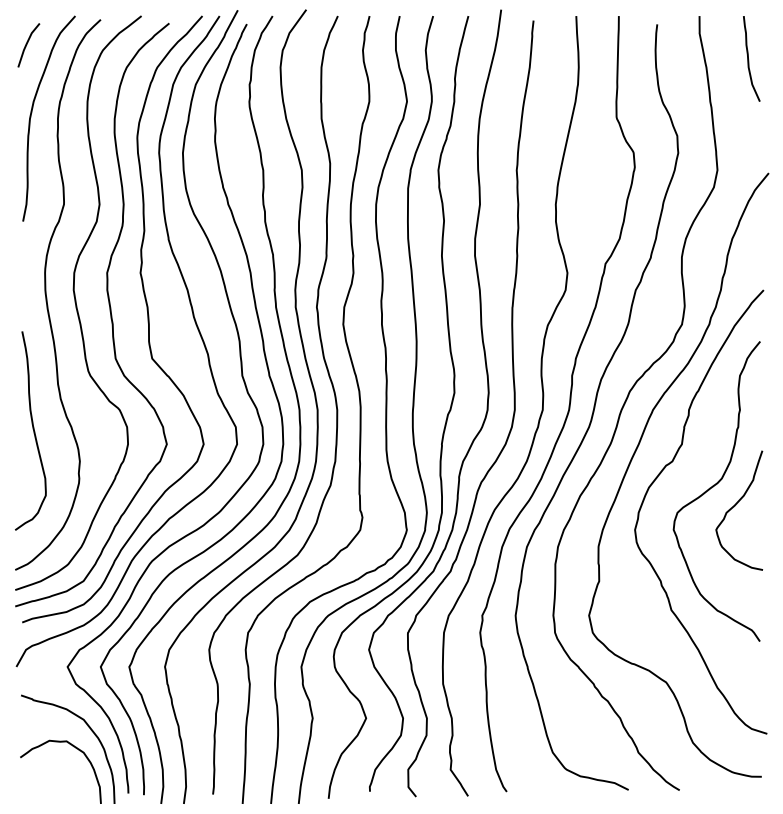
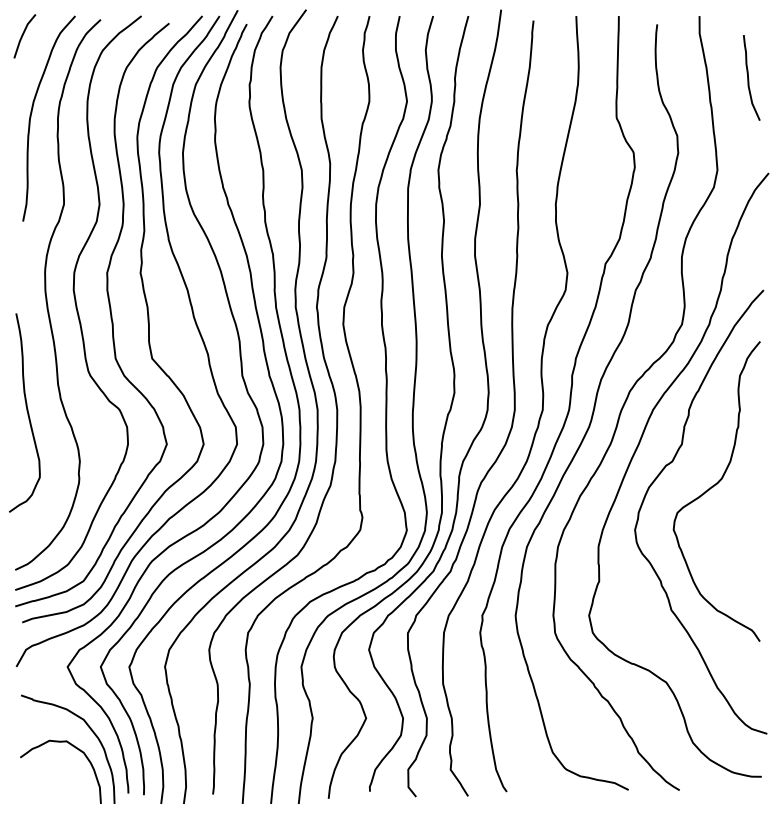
line position: (27, 44) -> (23, 35) (23, 35)
curve position: (749, 60) -> (749, 79) (749, 79)
curve position: (32, 429) -> (26, 411) (26, 411)
curve: present -> none (735, 506)
